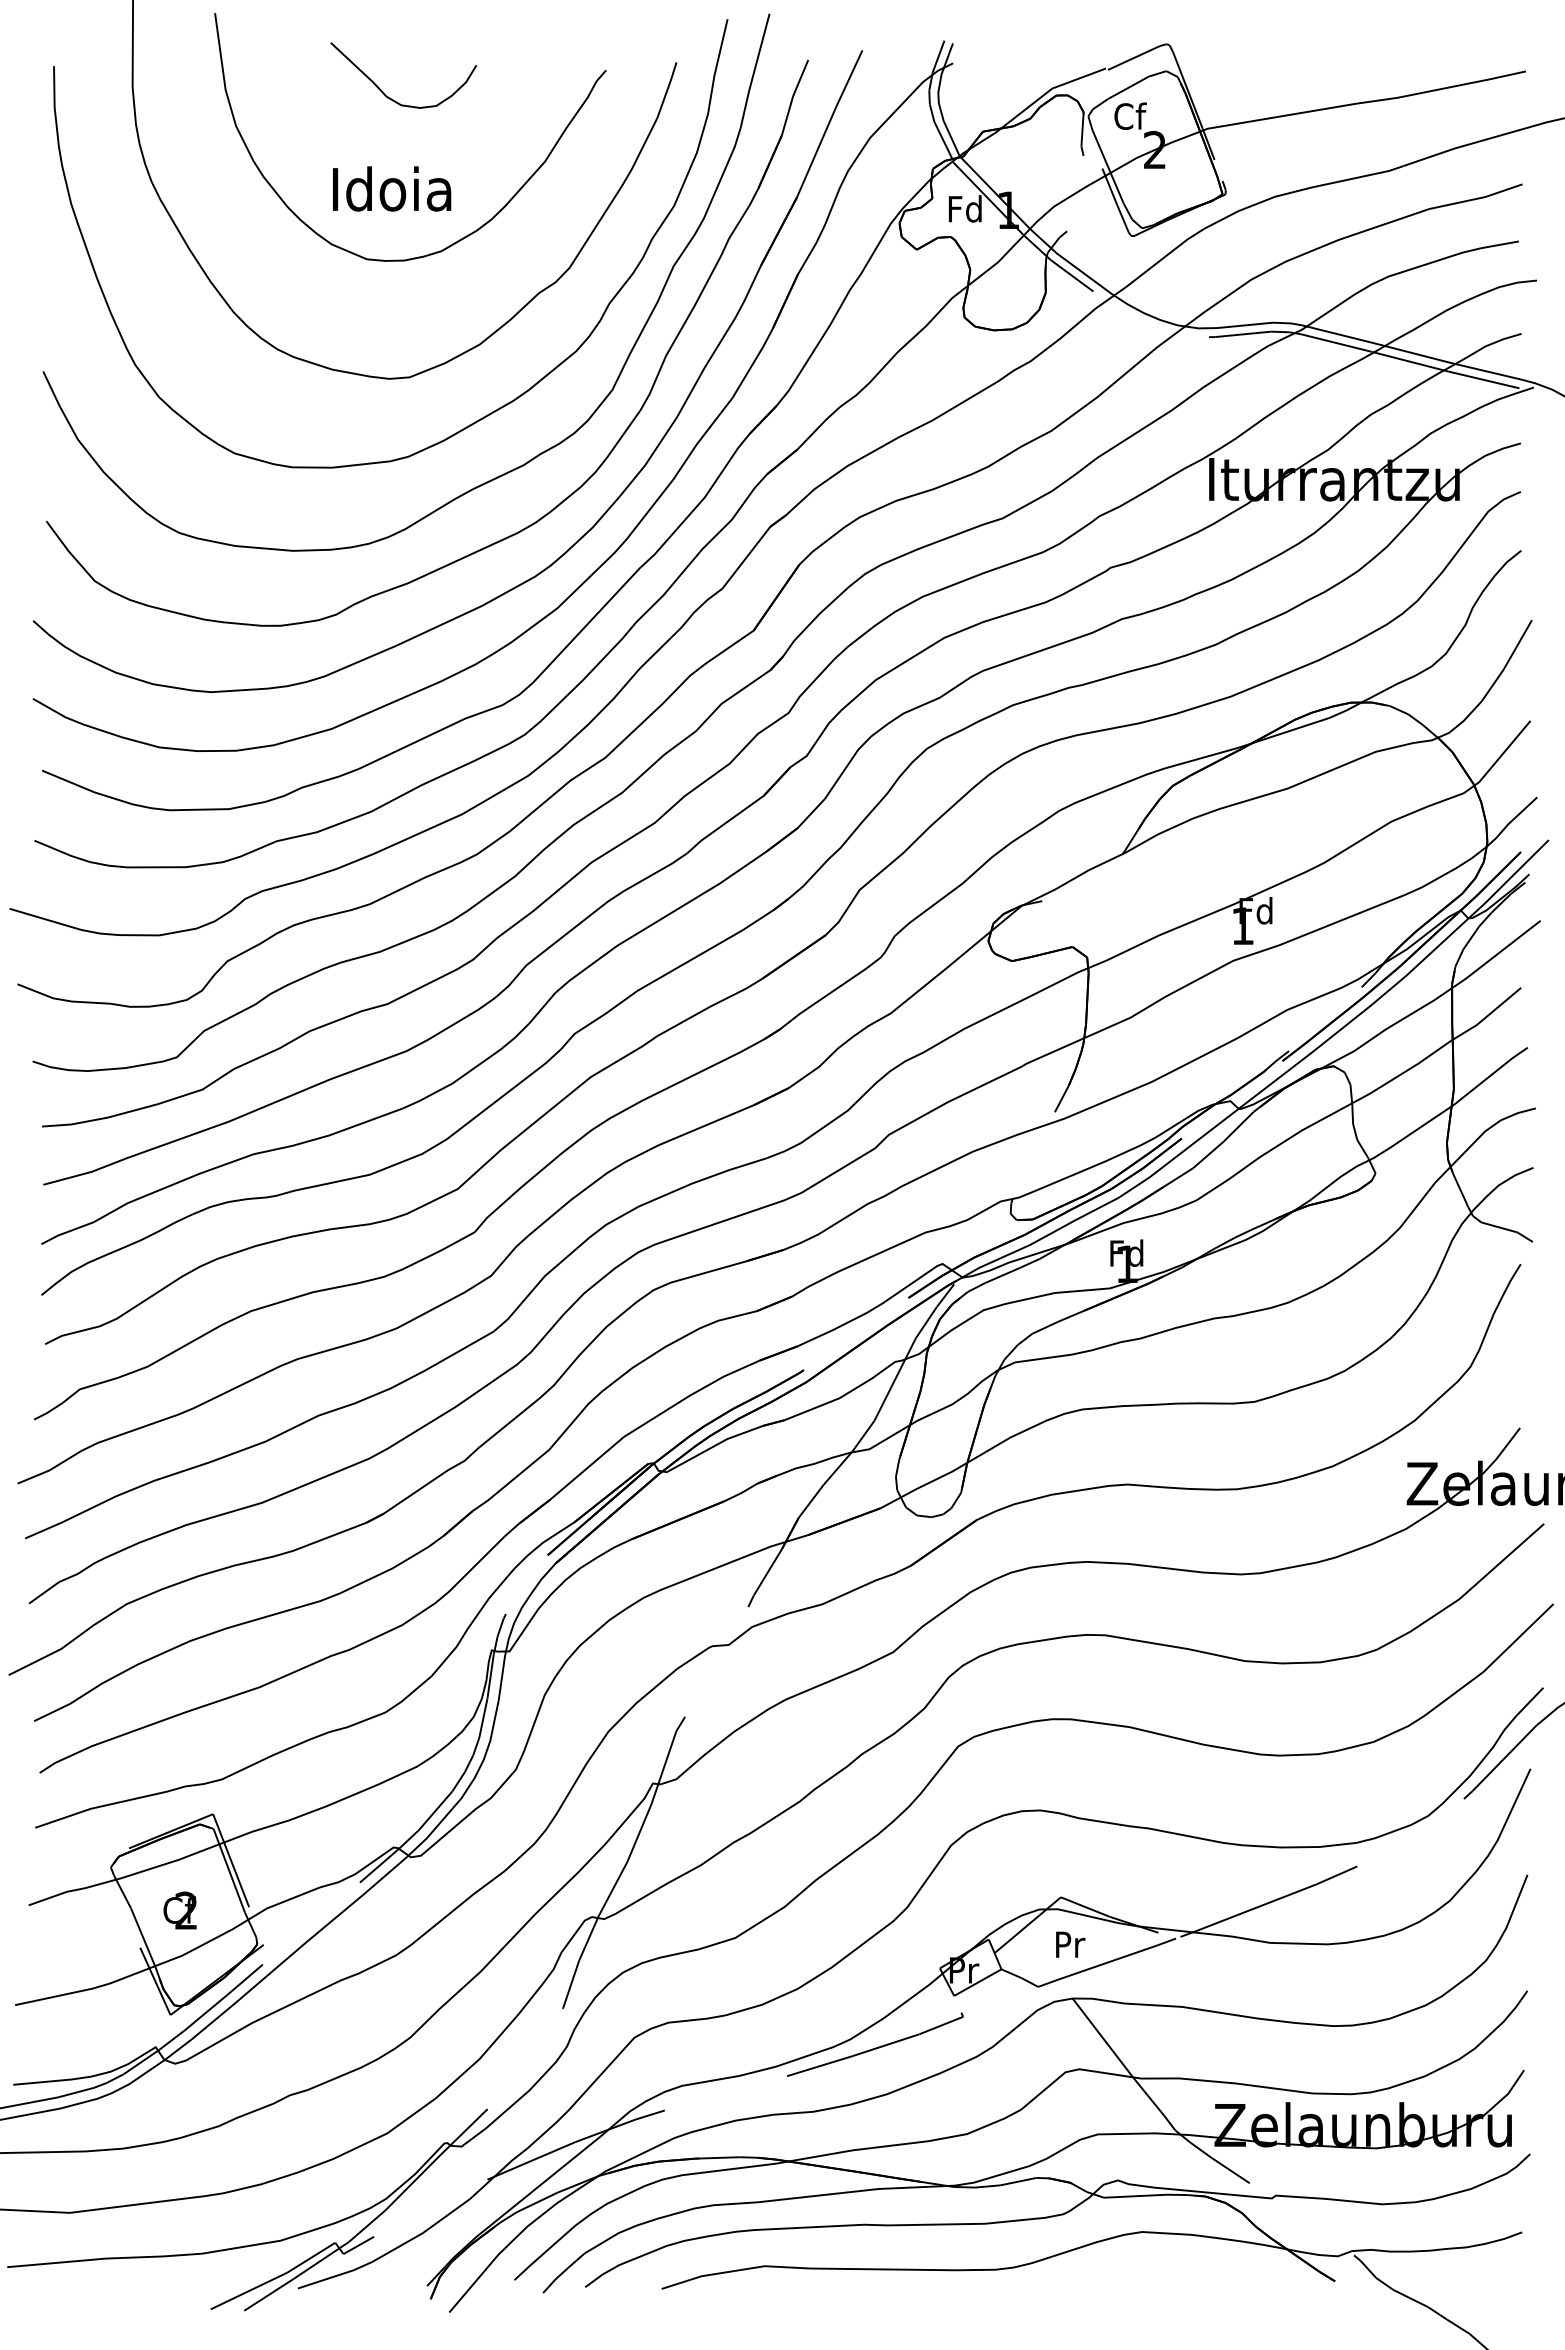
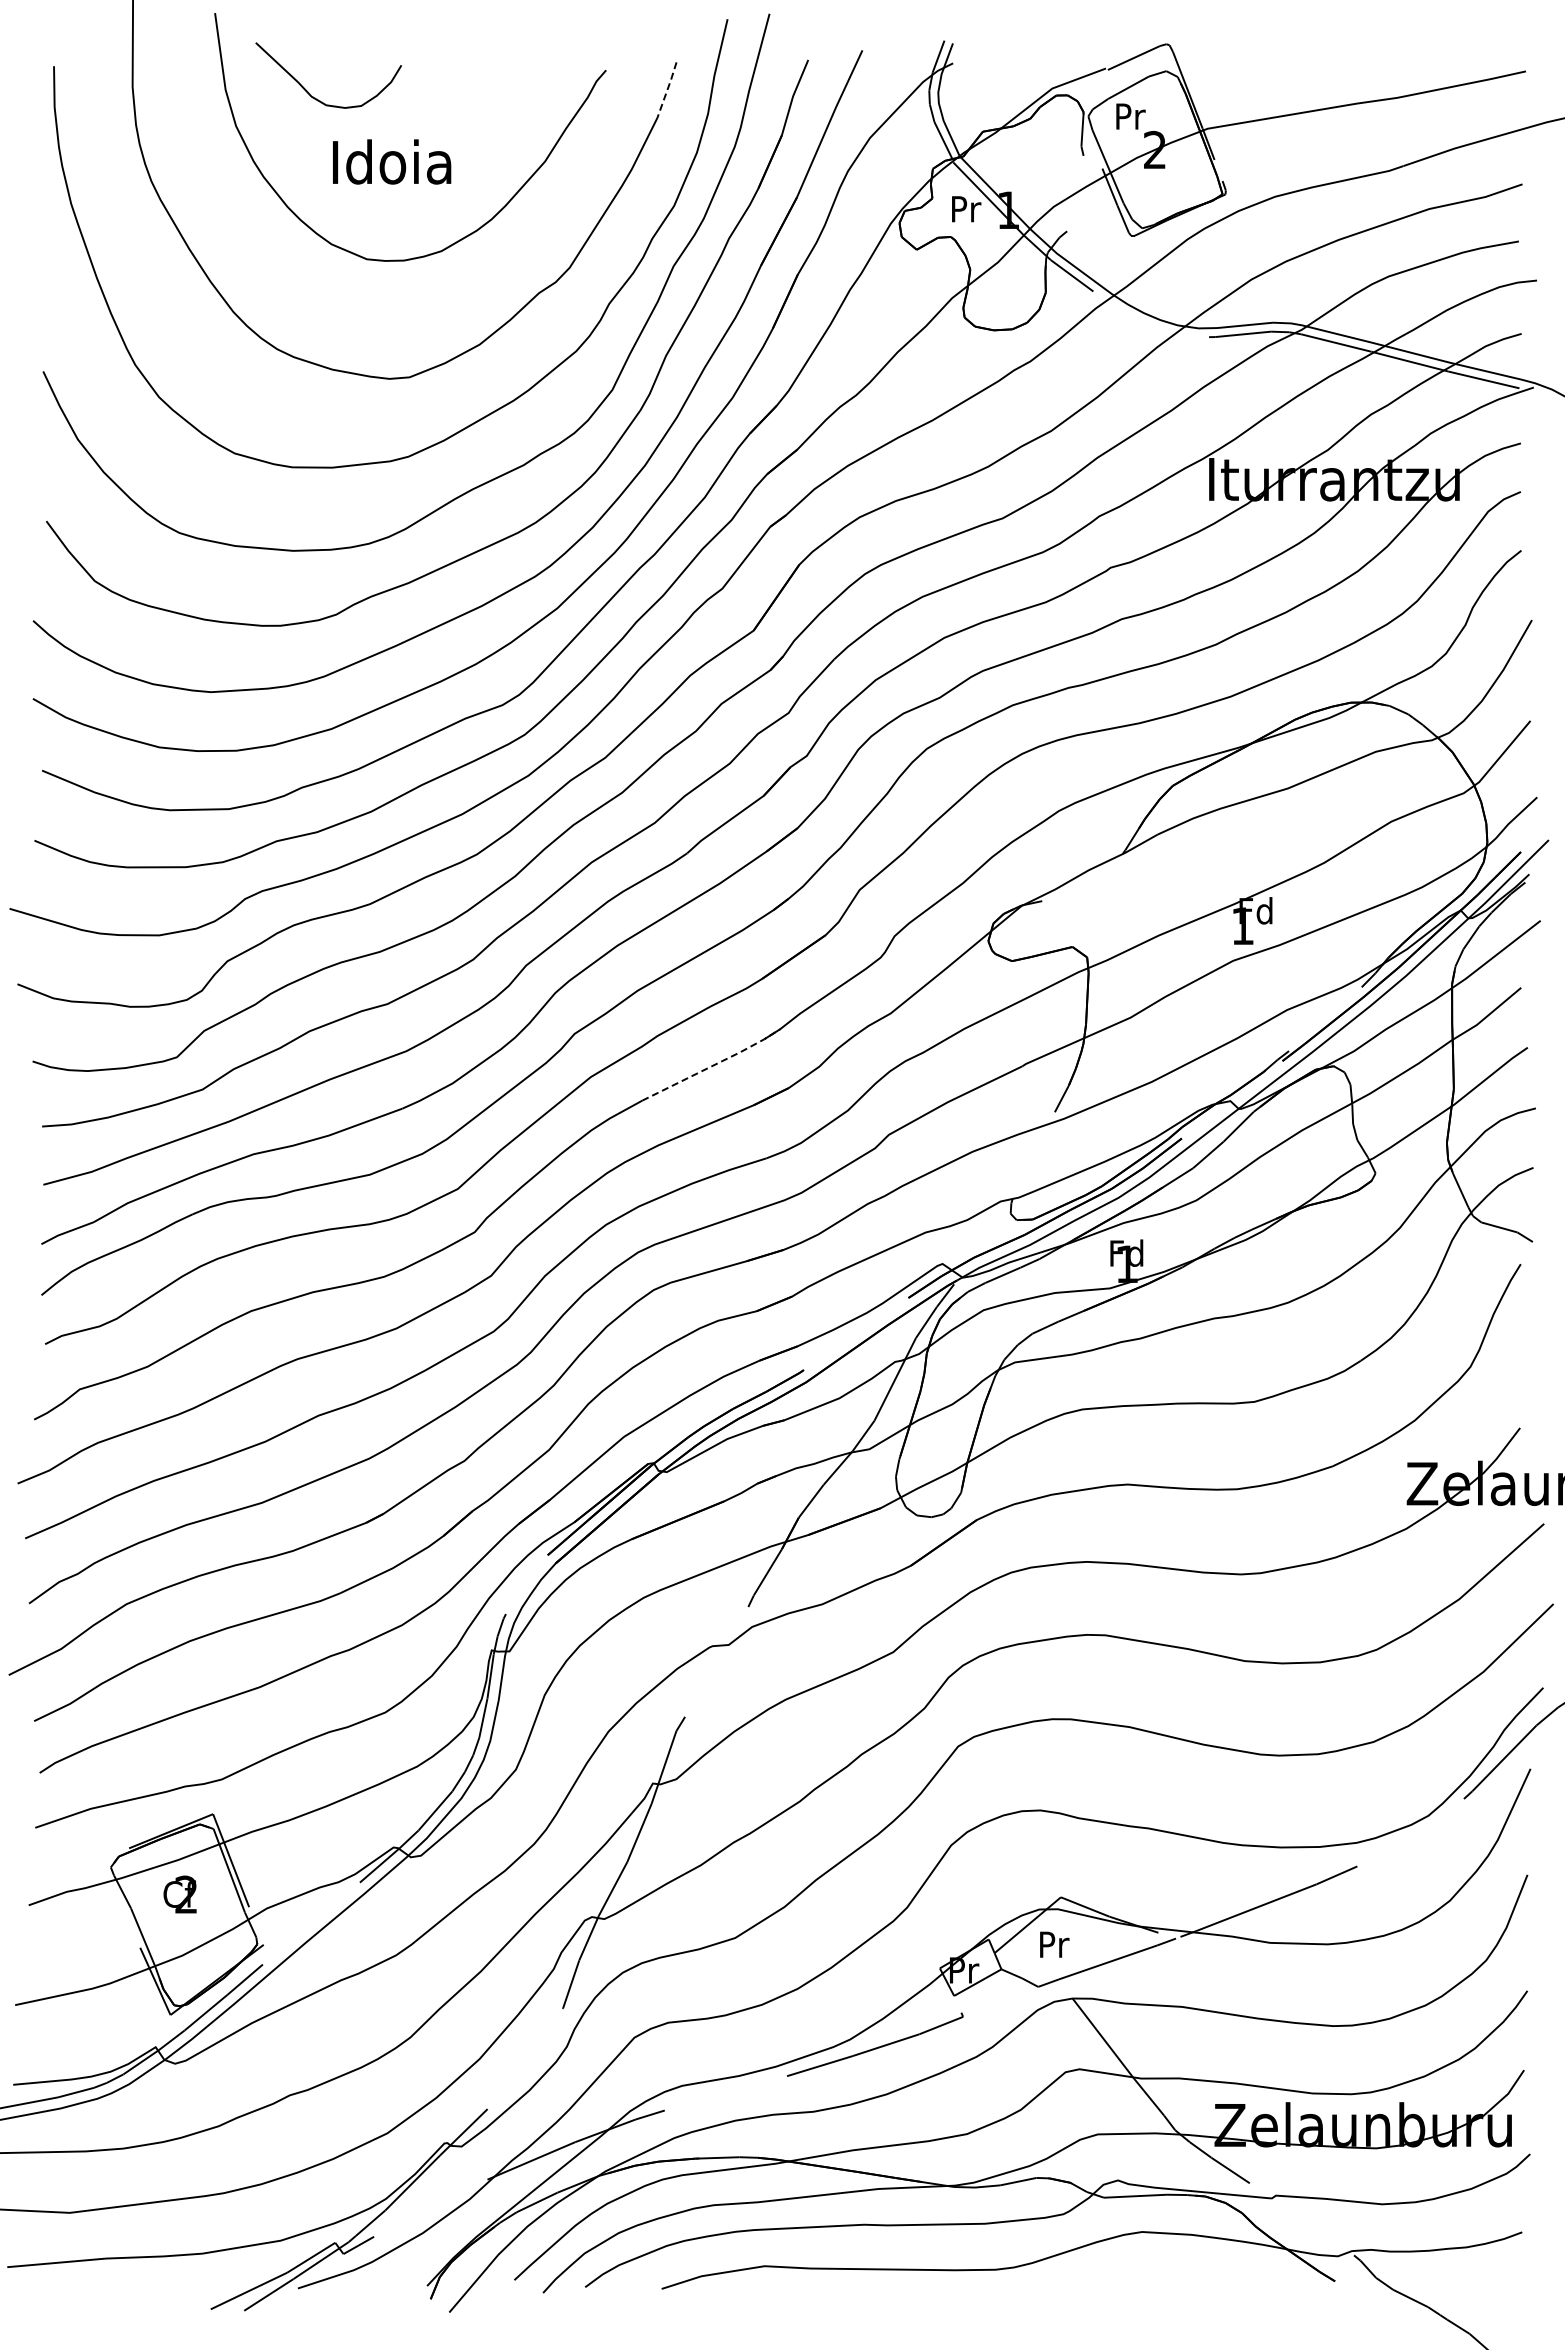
line: solid -> dashed (667, 90)
curve position: (384, 92) -> (309, 92) (309, 92)
text: Cf -> Pr (1130, 115)
text position: (392, 188) -> (392, 161) (392, 161)
text: Fd -> Pr (964, 208)
line: solid -> dashed (713, 1065)
text position: (179, 1910) -> (179, 1894) (179, 1894)
text position: (1070, 1944) -> (1054, 1944) (1054, 1944)
